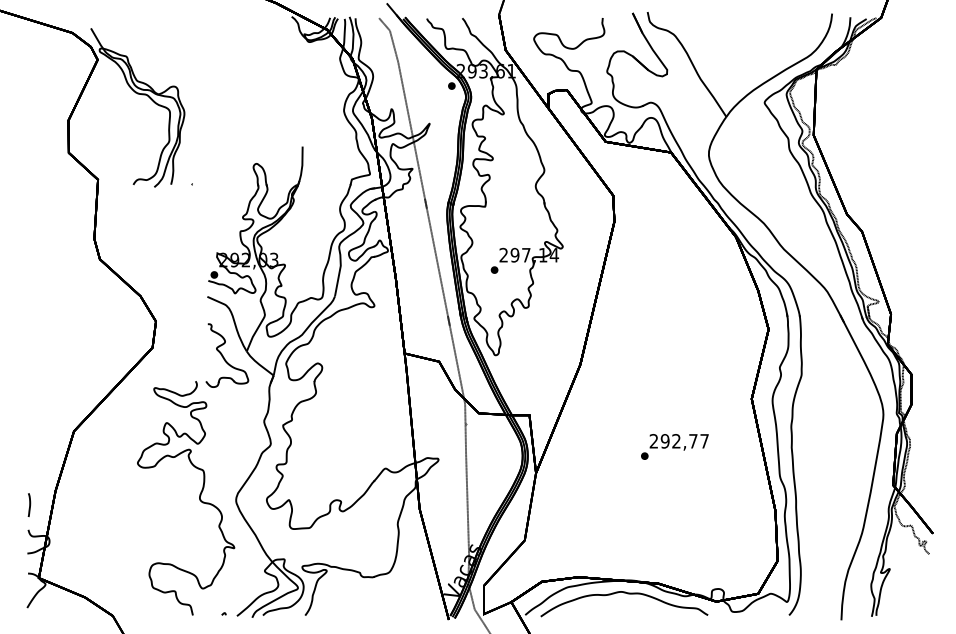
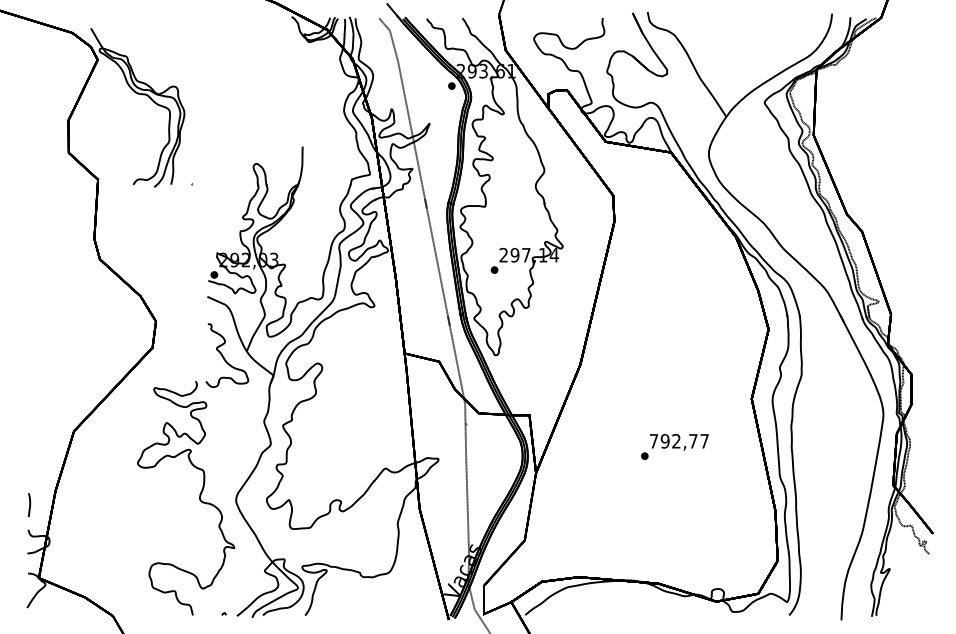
text: 292,77 -> 792,77 (653, 441)
part: present -> none (627, 594)
